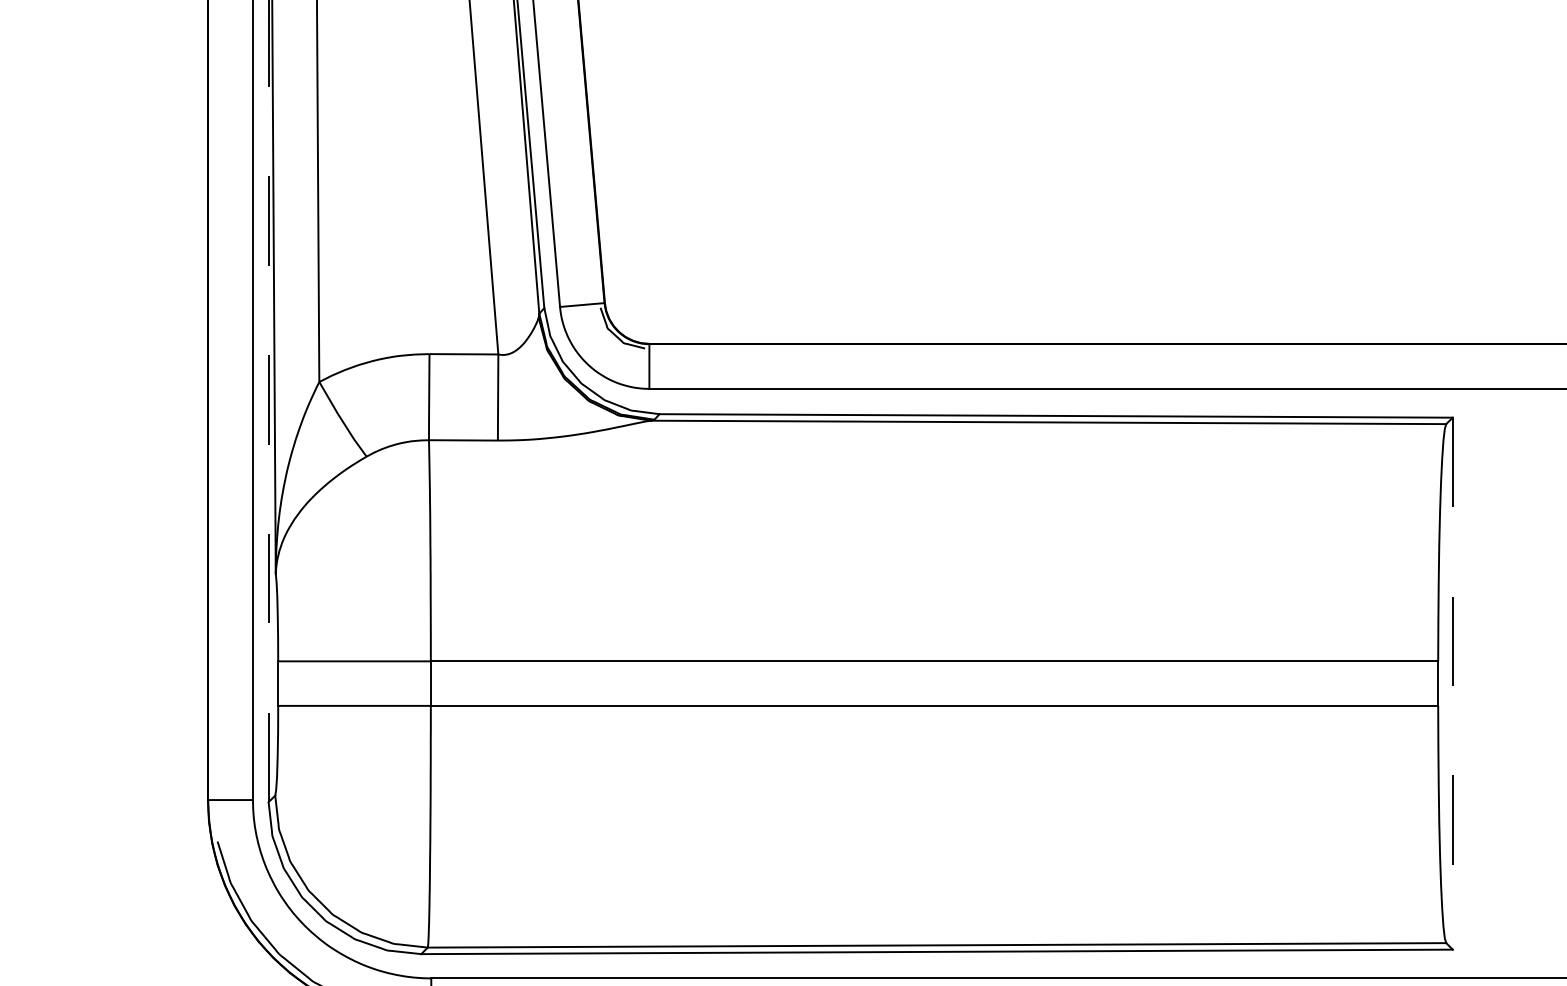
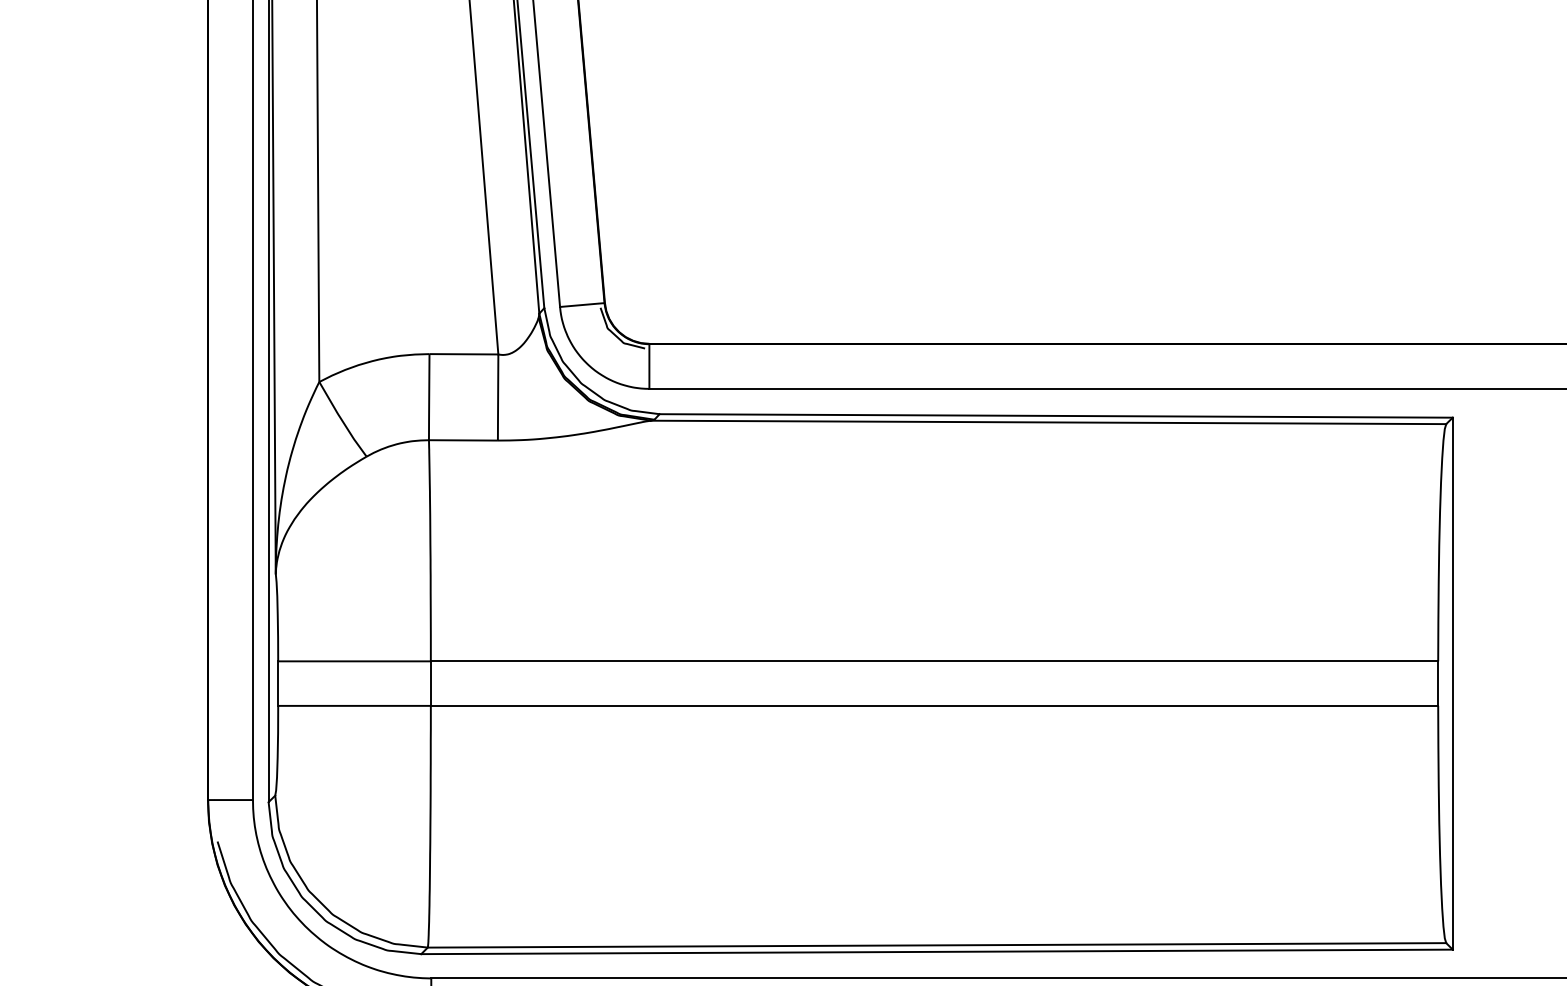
line: dashed -> solid (268, 401)
line: dashed -> solid (1452, 683)
